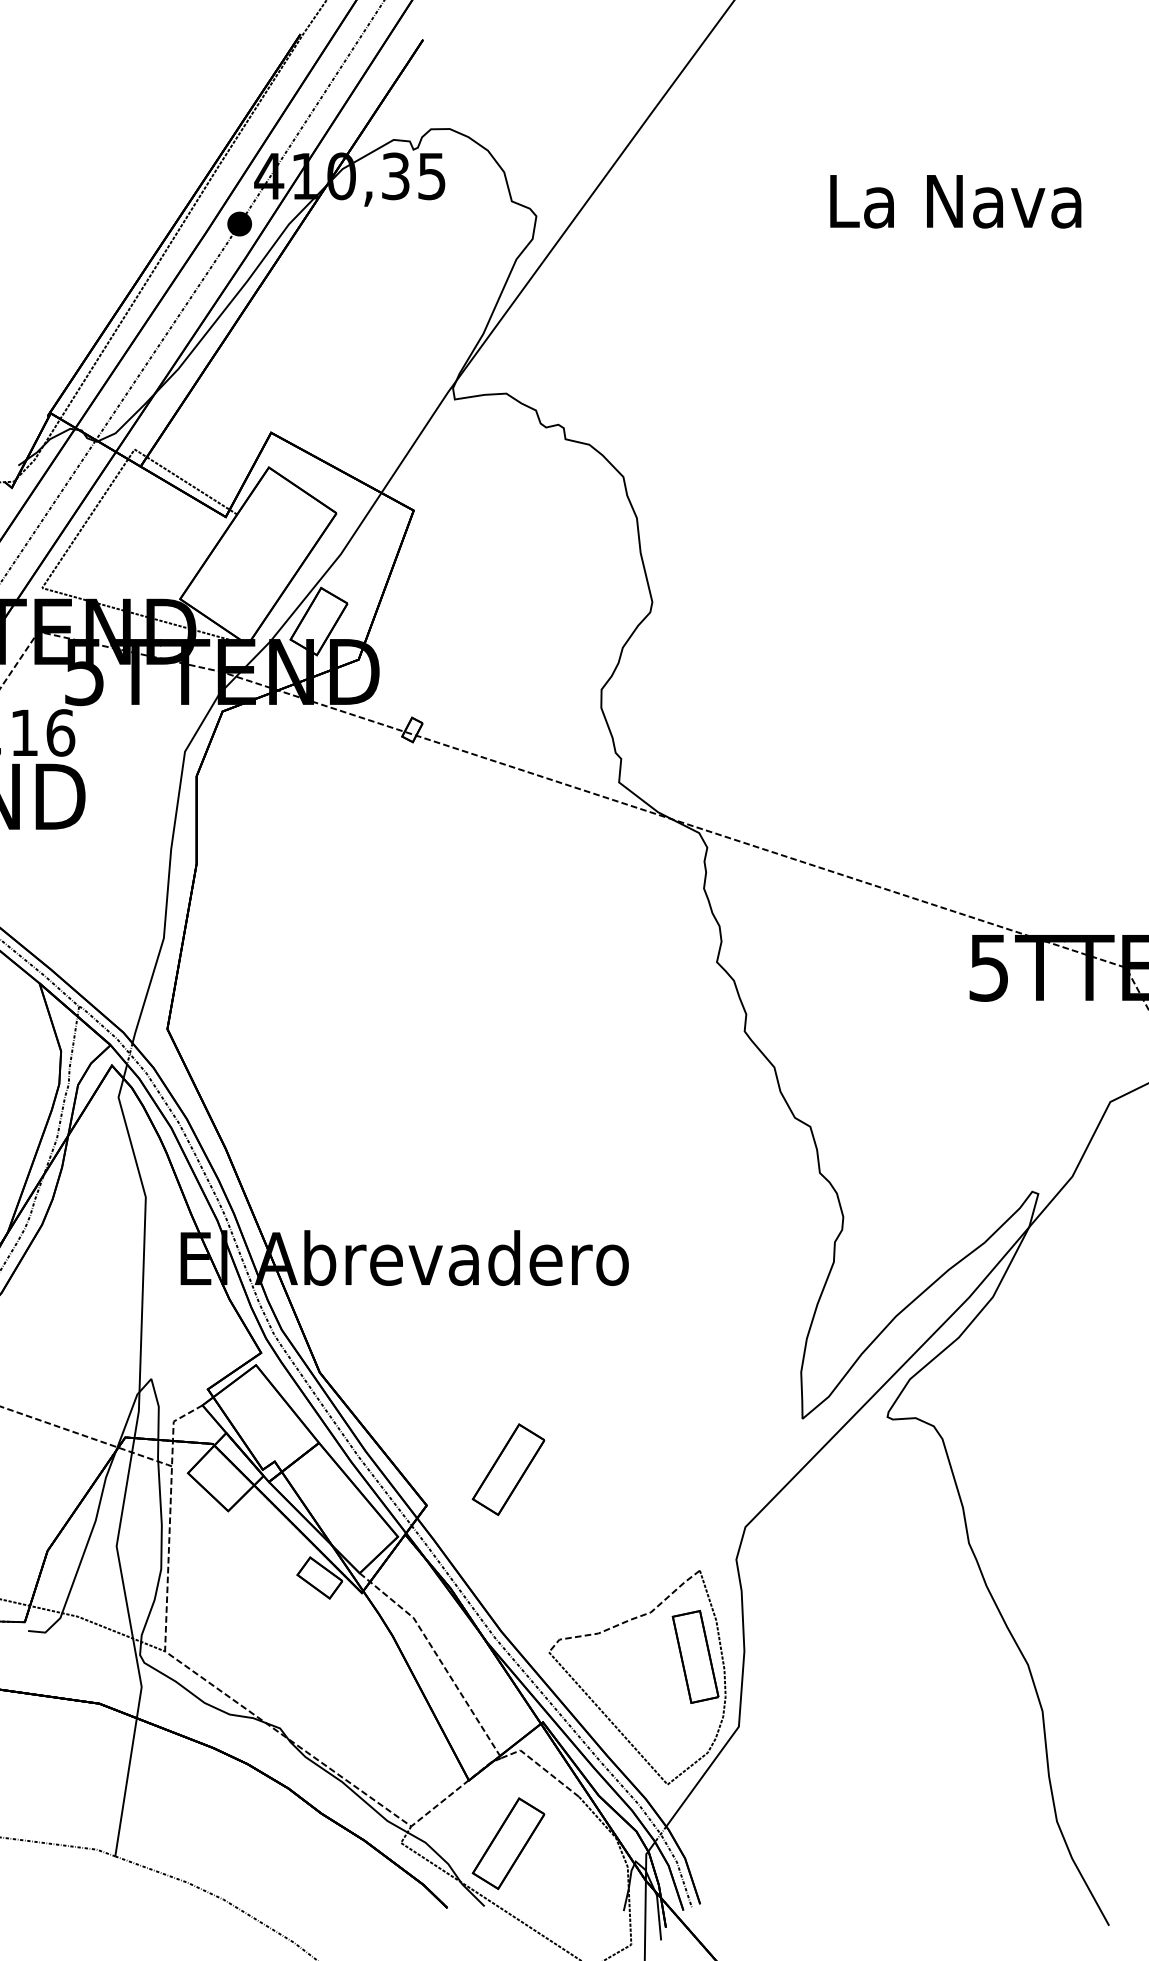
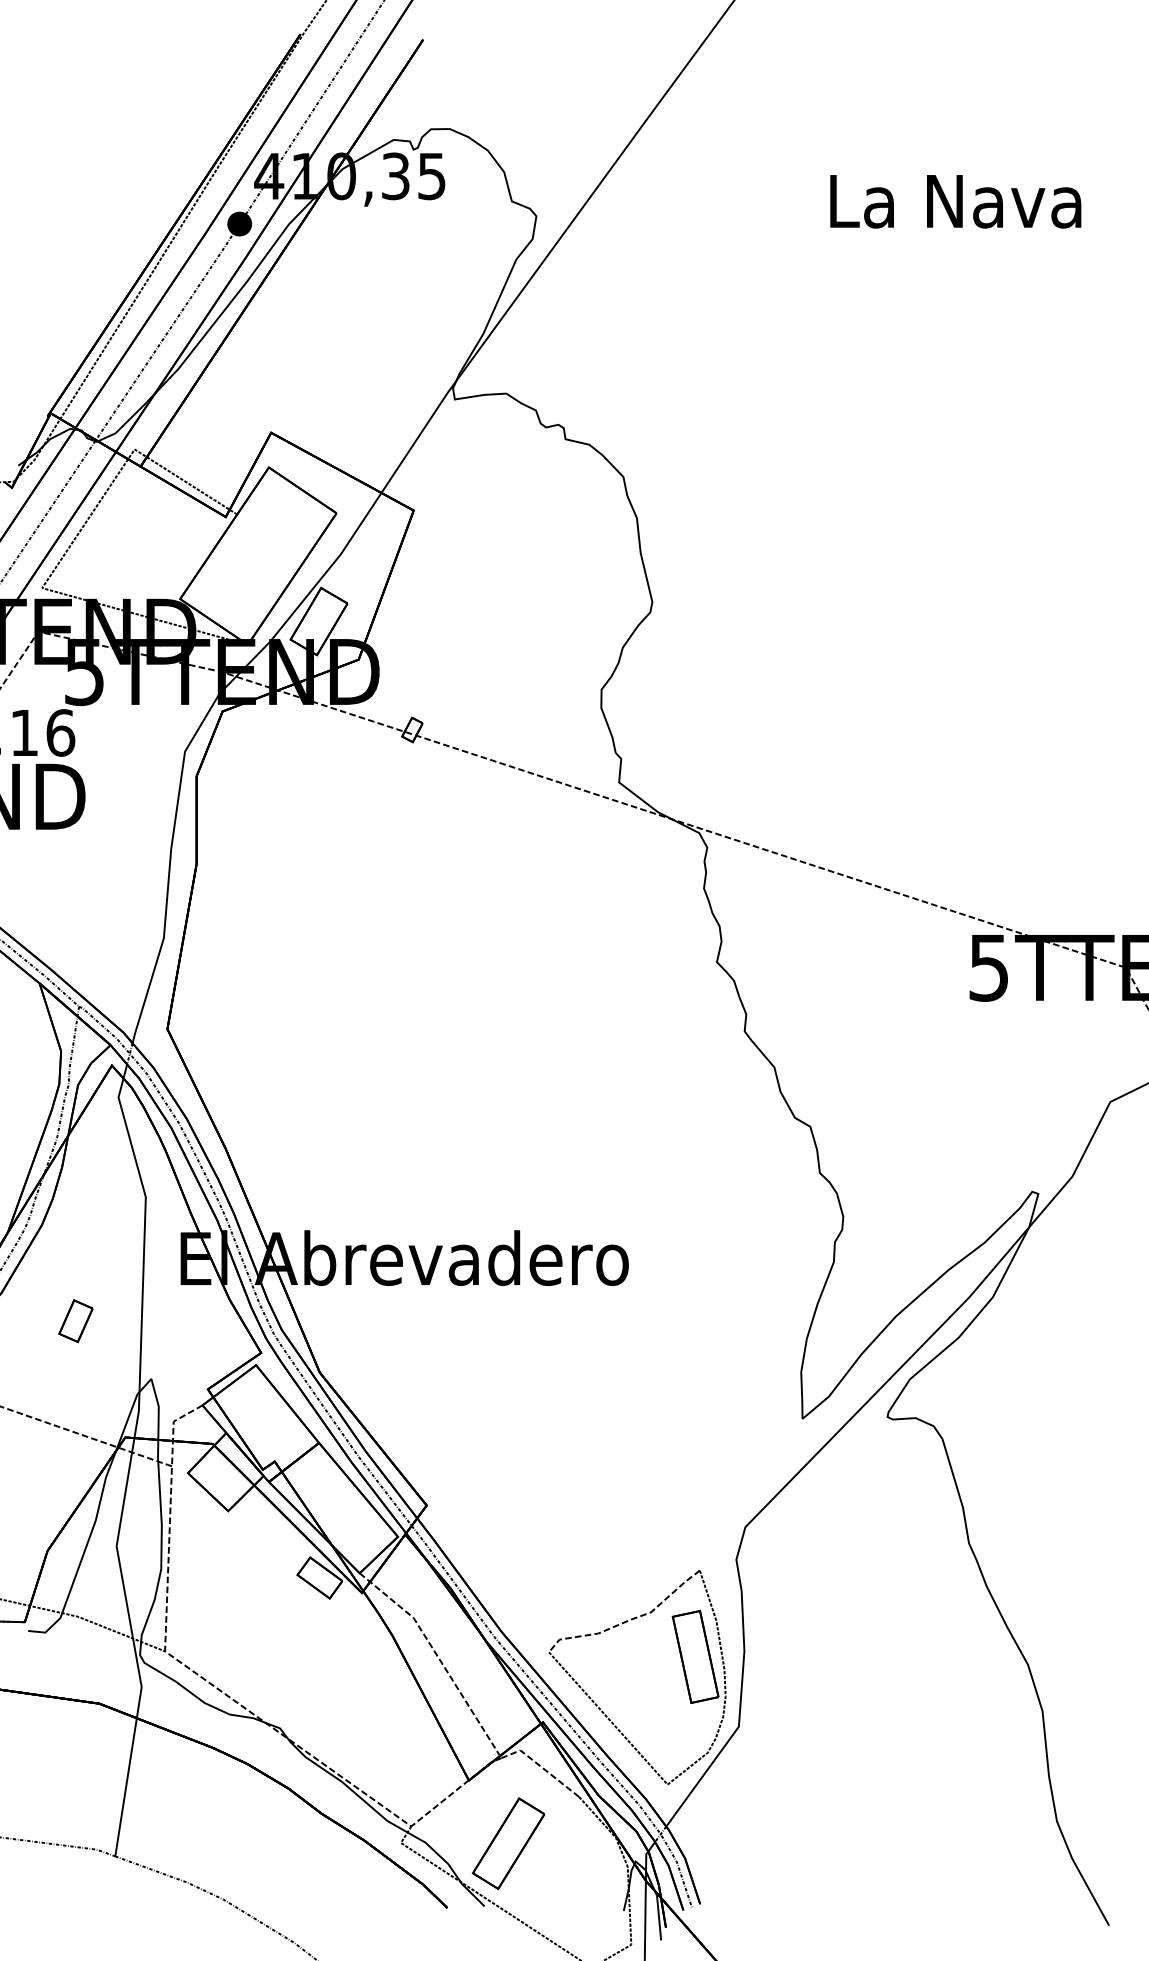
part: none -> present (75, 1321)
part: present -> none (508, 1469)
